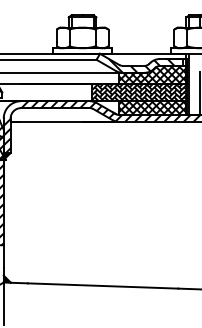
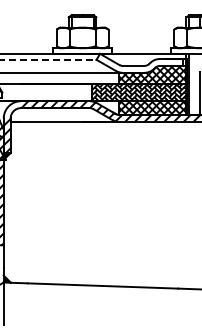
line: solid -> dashed (48, 59)
hatch: present -> none (146, 65)
